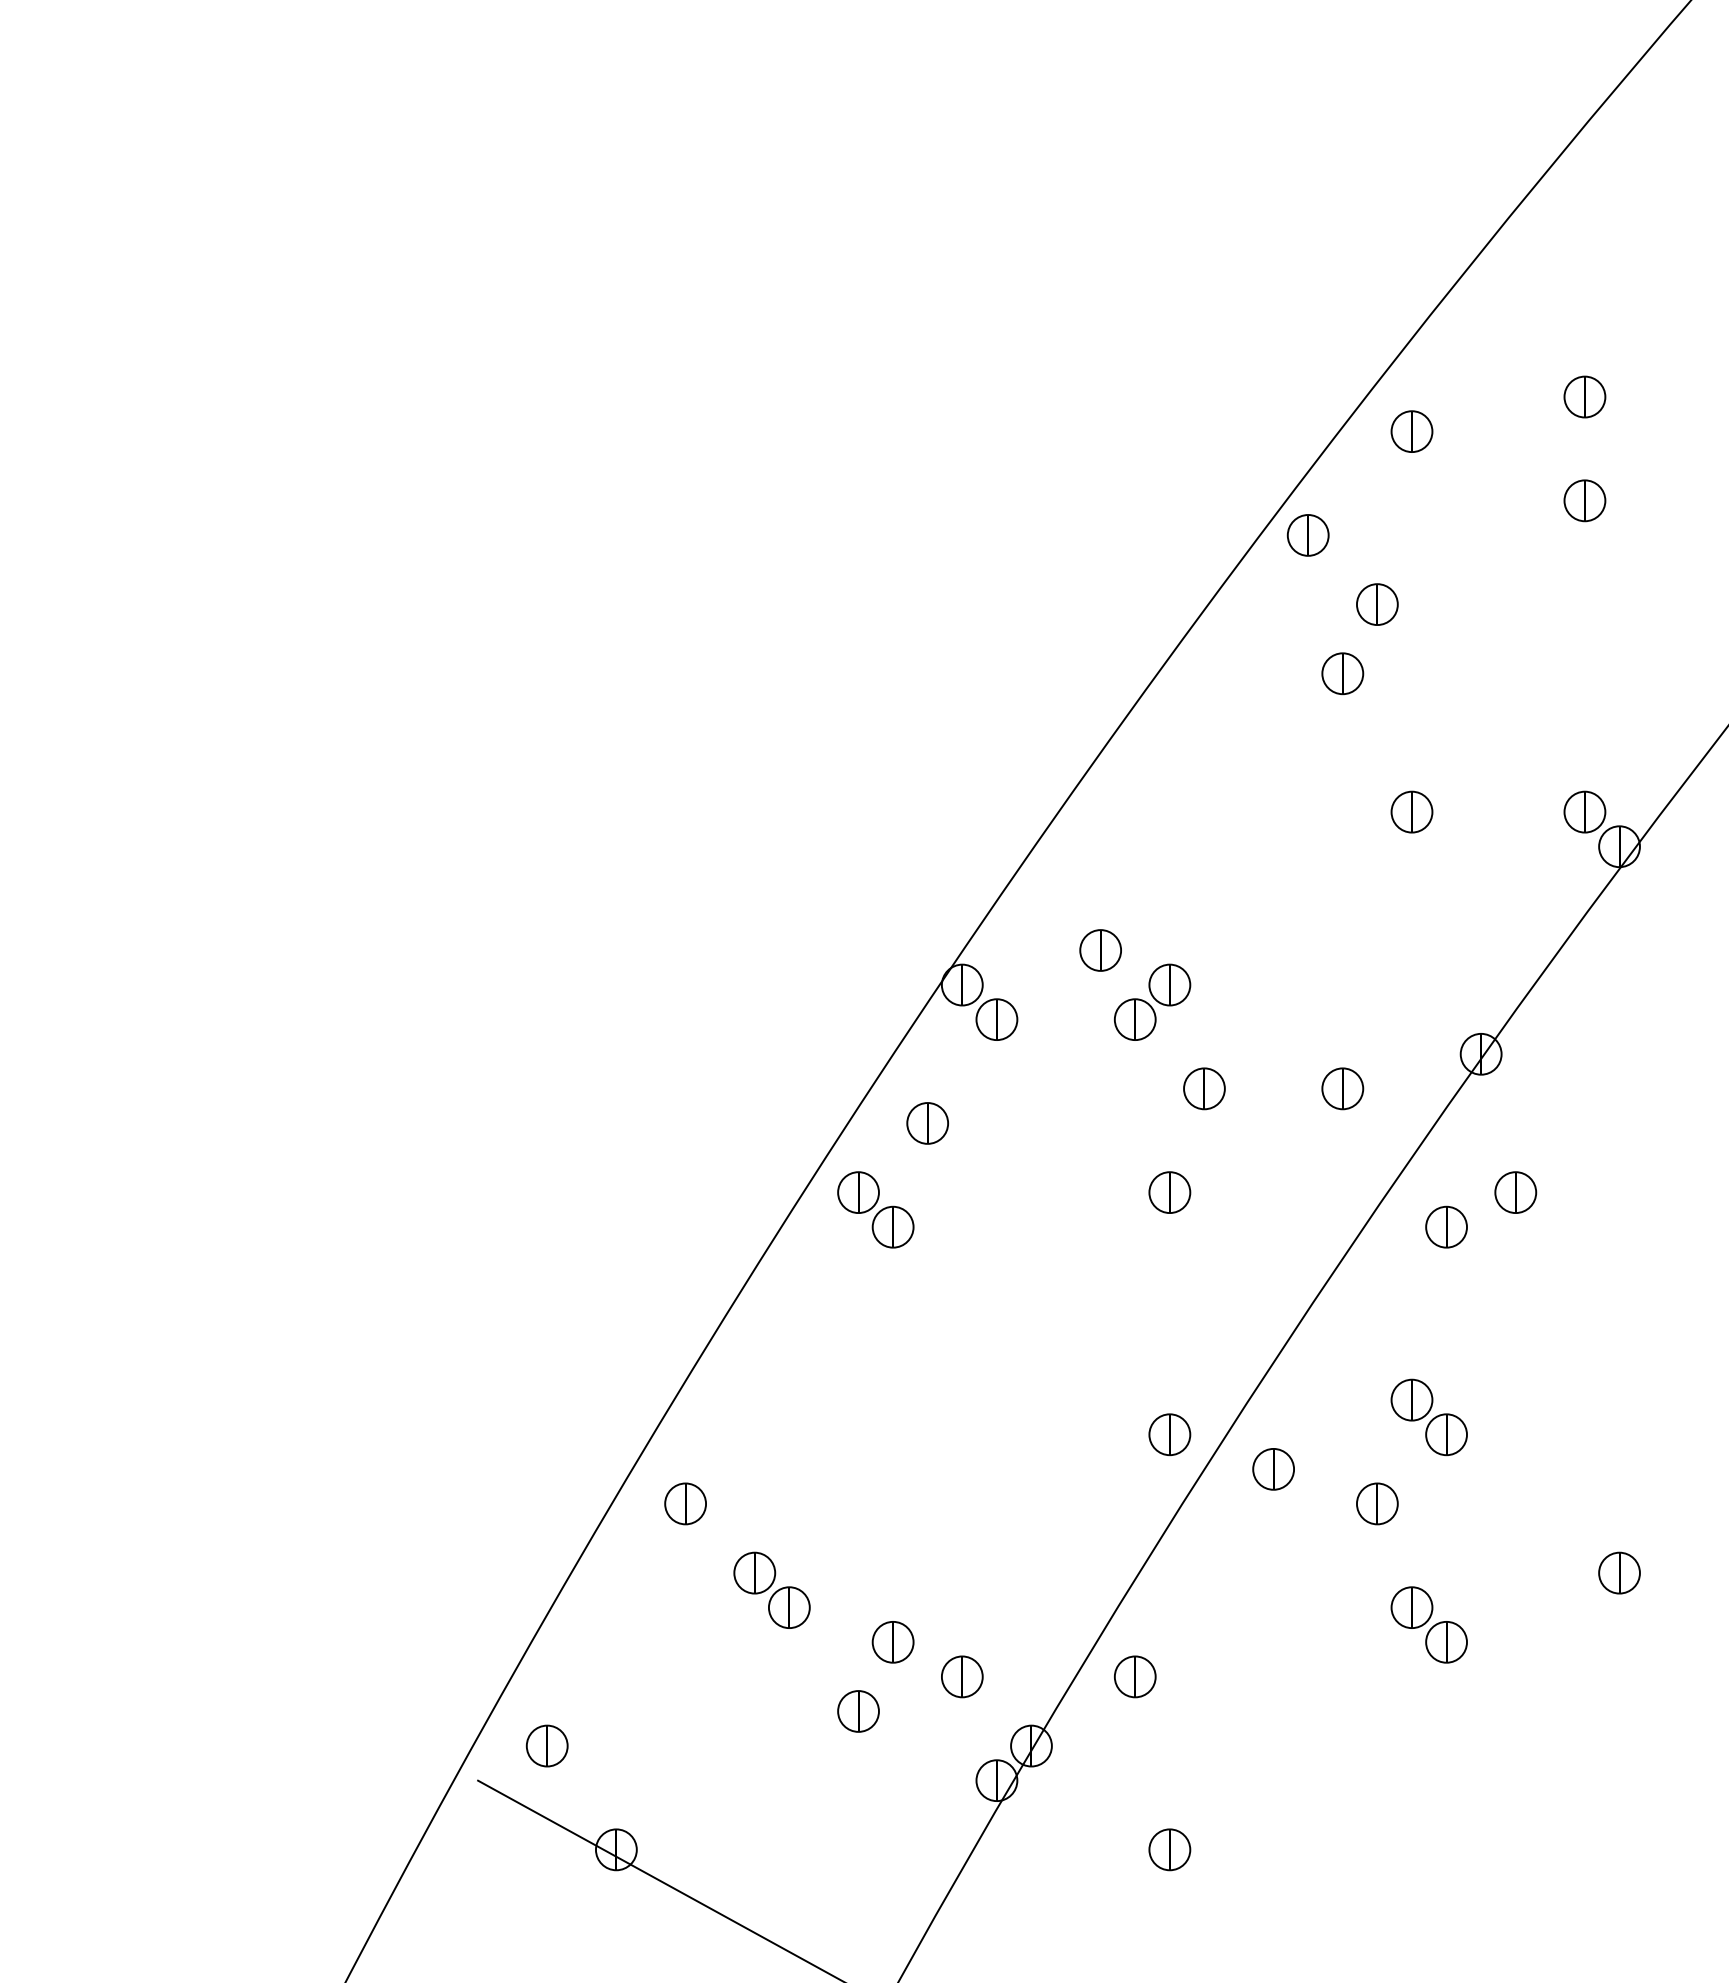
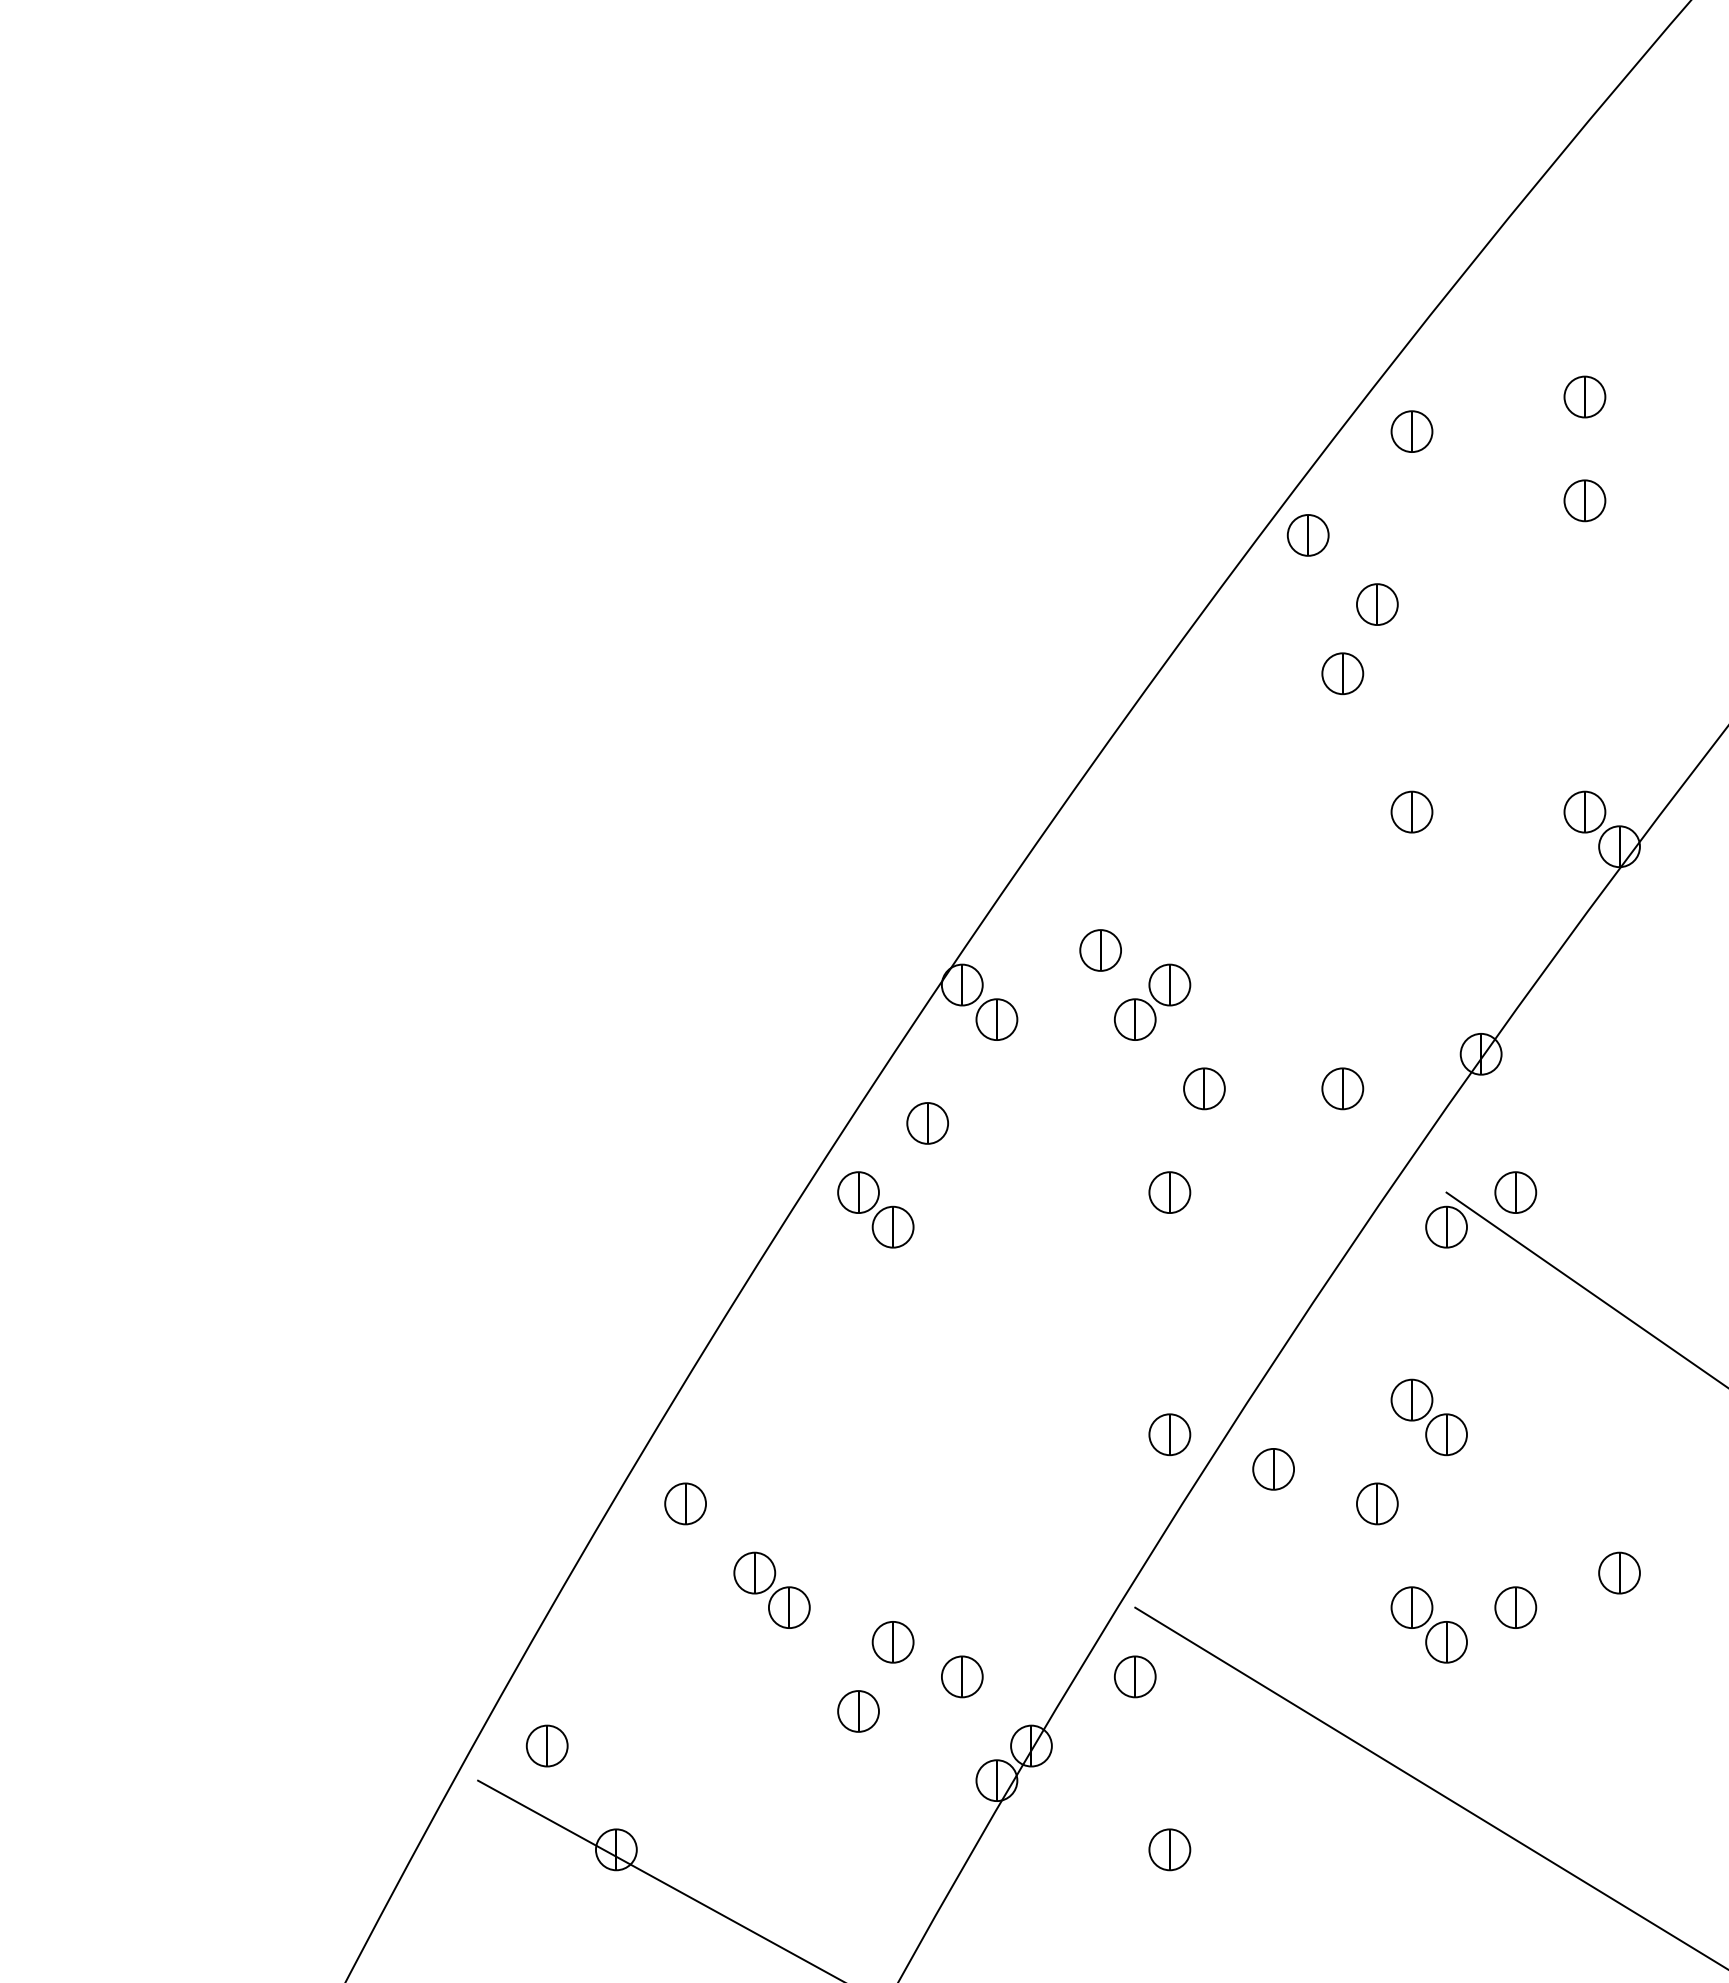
line: none -> present (1585, 1289)
part: none -> present (1515, 1607)
line: none -> present (1430, 1787)
